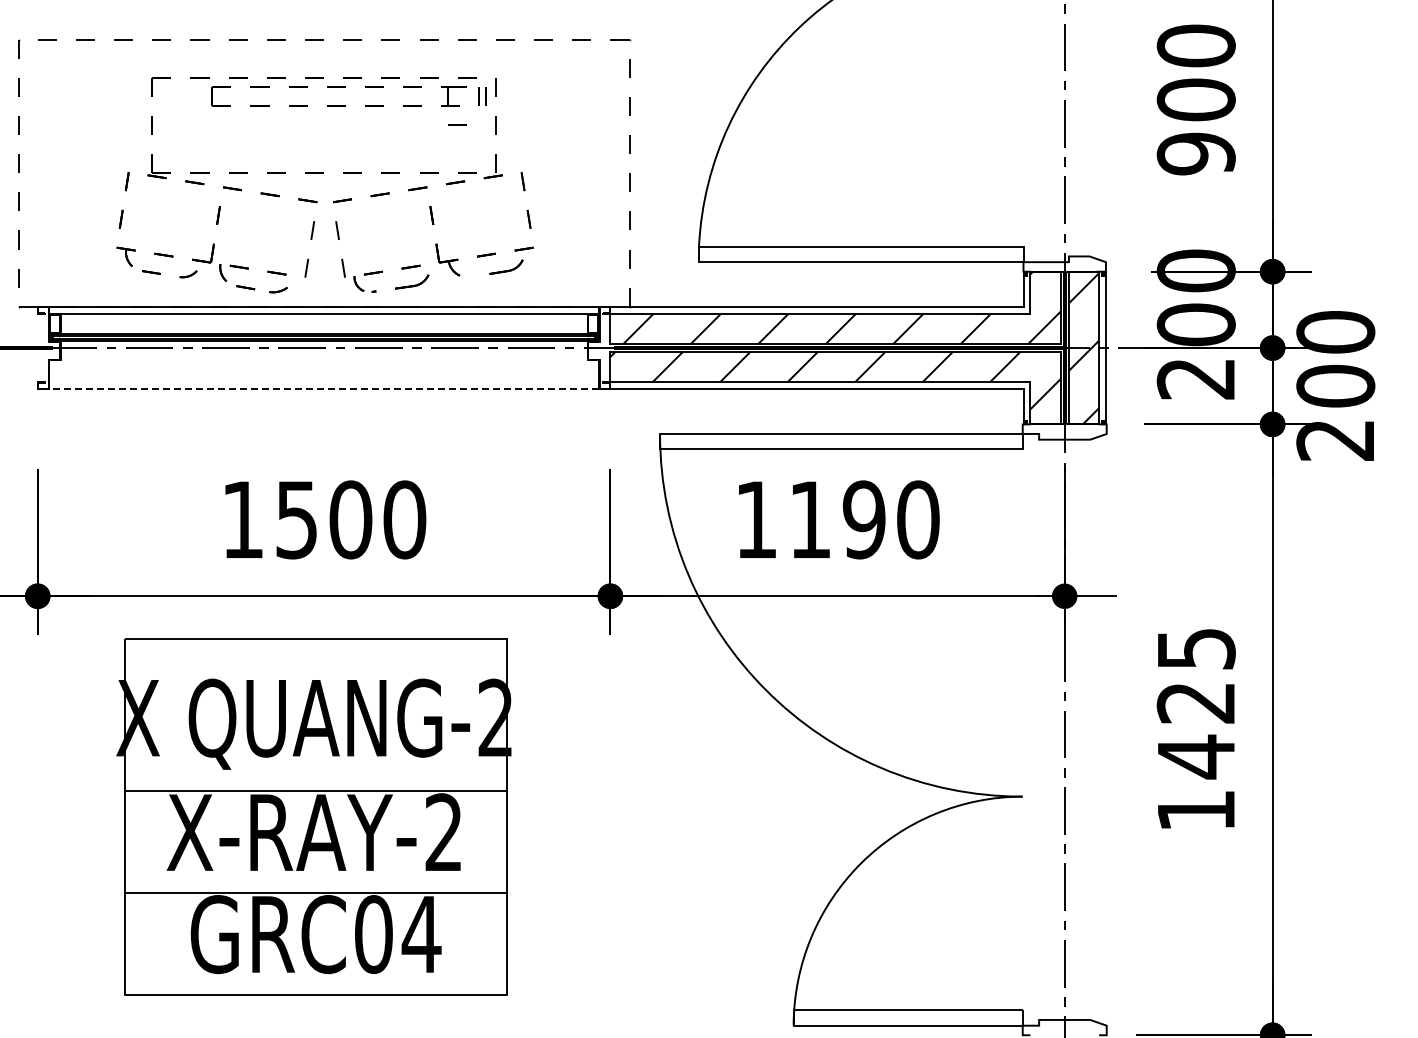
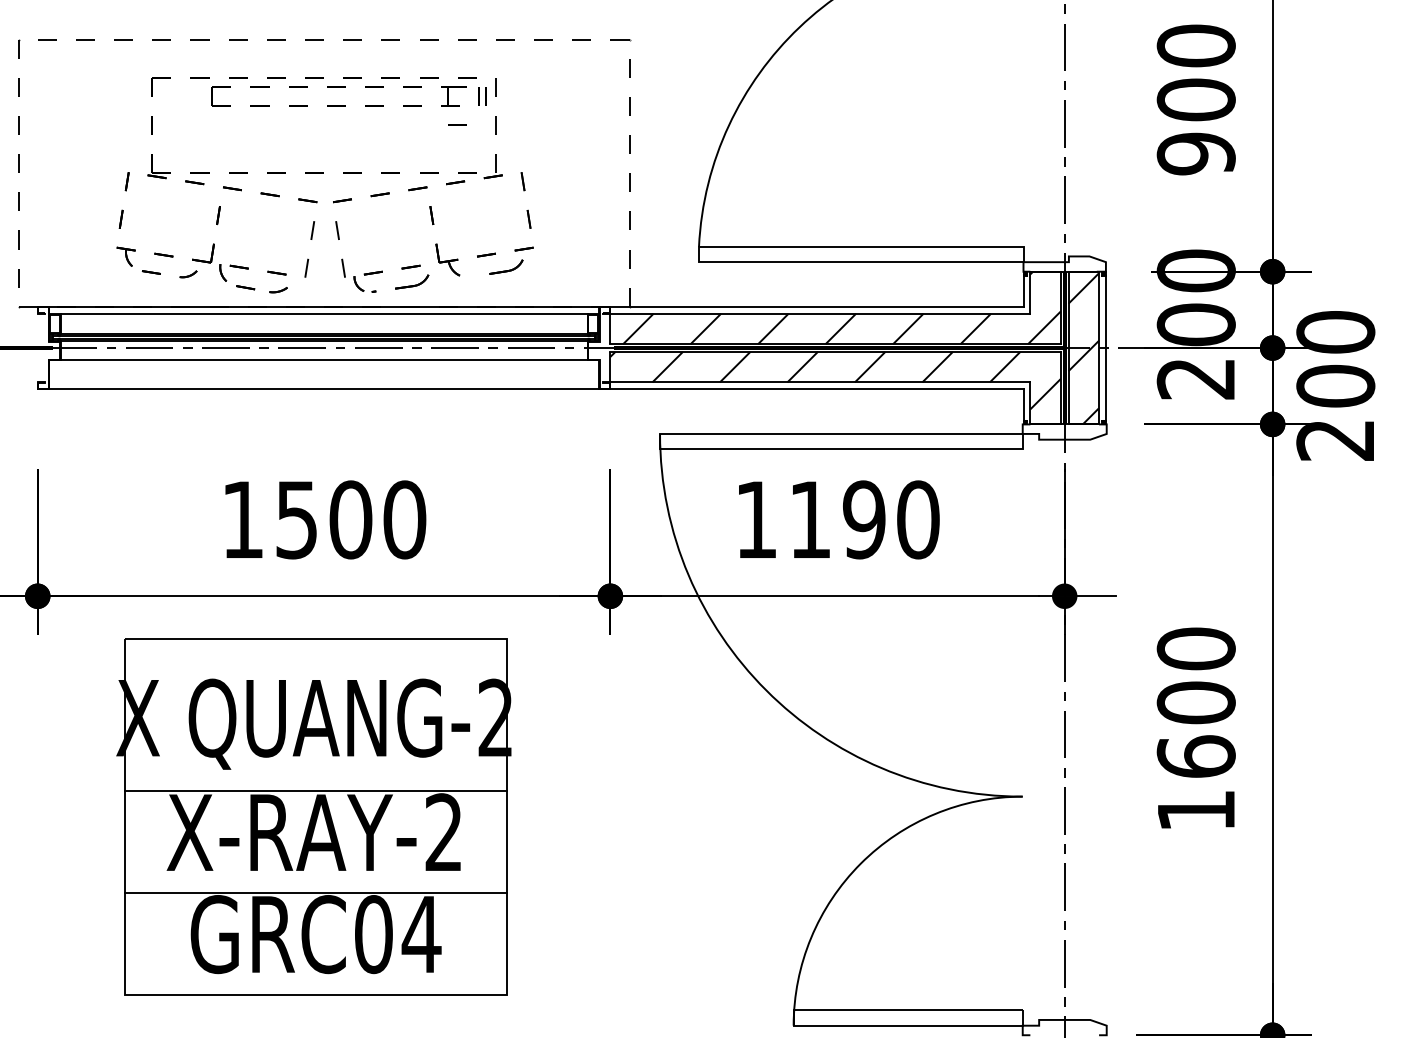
line: none -> present (323, 360)
line: dashed -> solid (324, 389)
text: 1425 -> 1600 (1195, 703)
